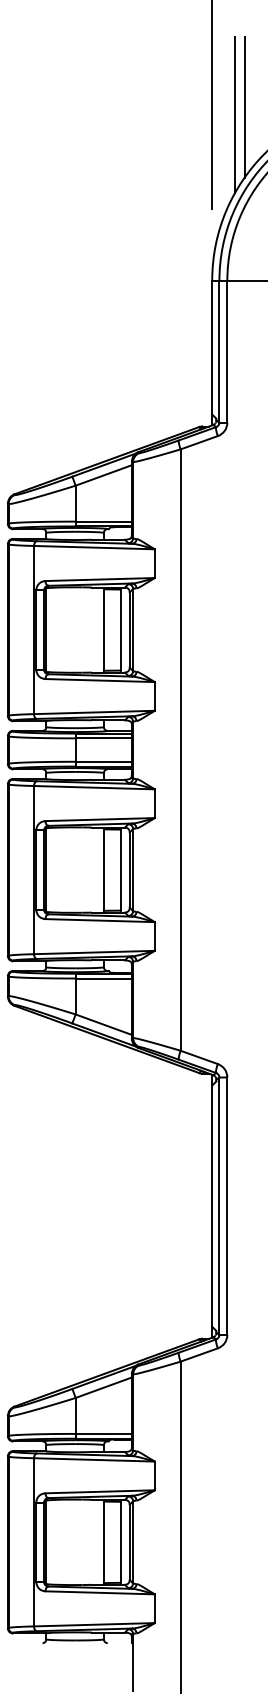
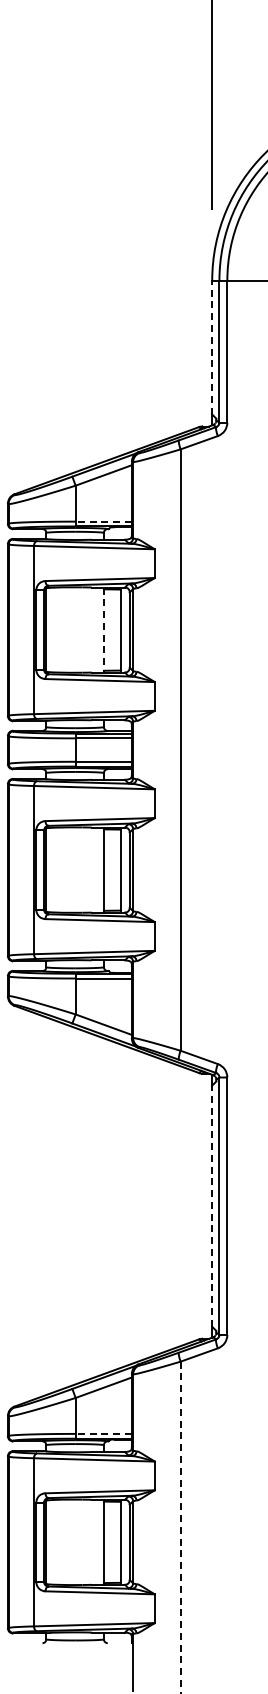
line: present -> none (244, 107)
line: present -> none (234, 115)
line: solid -> dashed (212, 347)
line: solid -> dashed (103, 521)
line: solid -> dashed (103, 630)
line: solid -> dashed (212, 1206)
line: solid -> dashed (103, 1433)
line: solid -> dashed (180, 1527)
